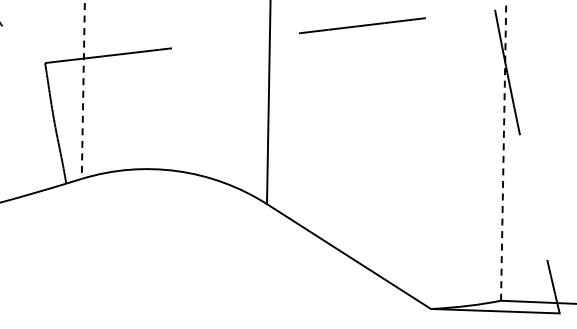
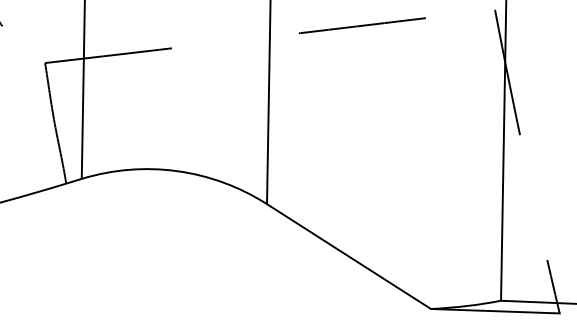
line: dashed -> solid (83, 90)
line: dashed -> solid (503, 150)
